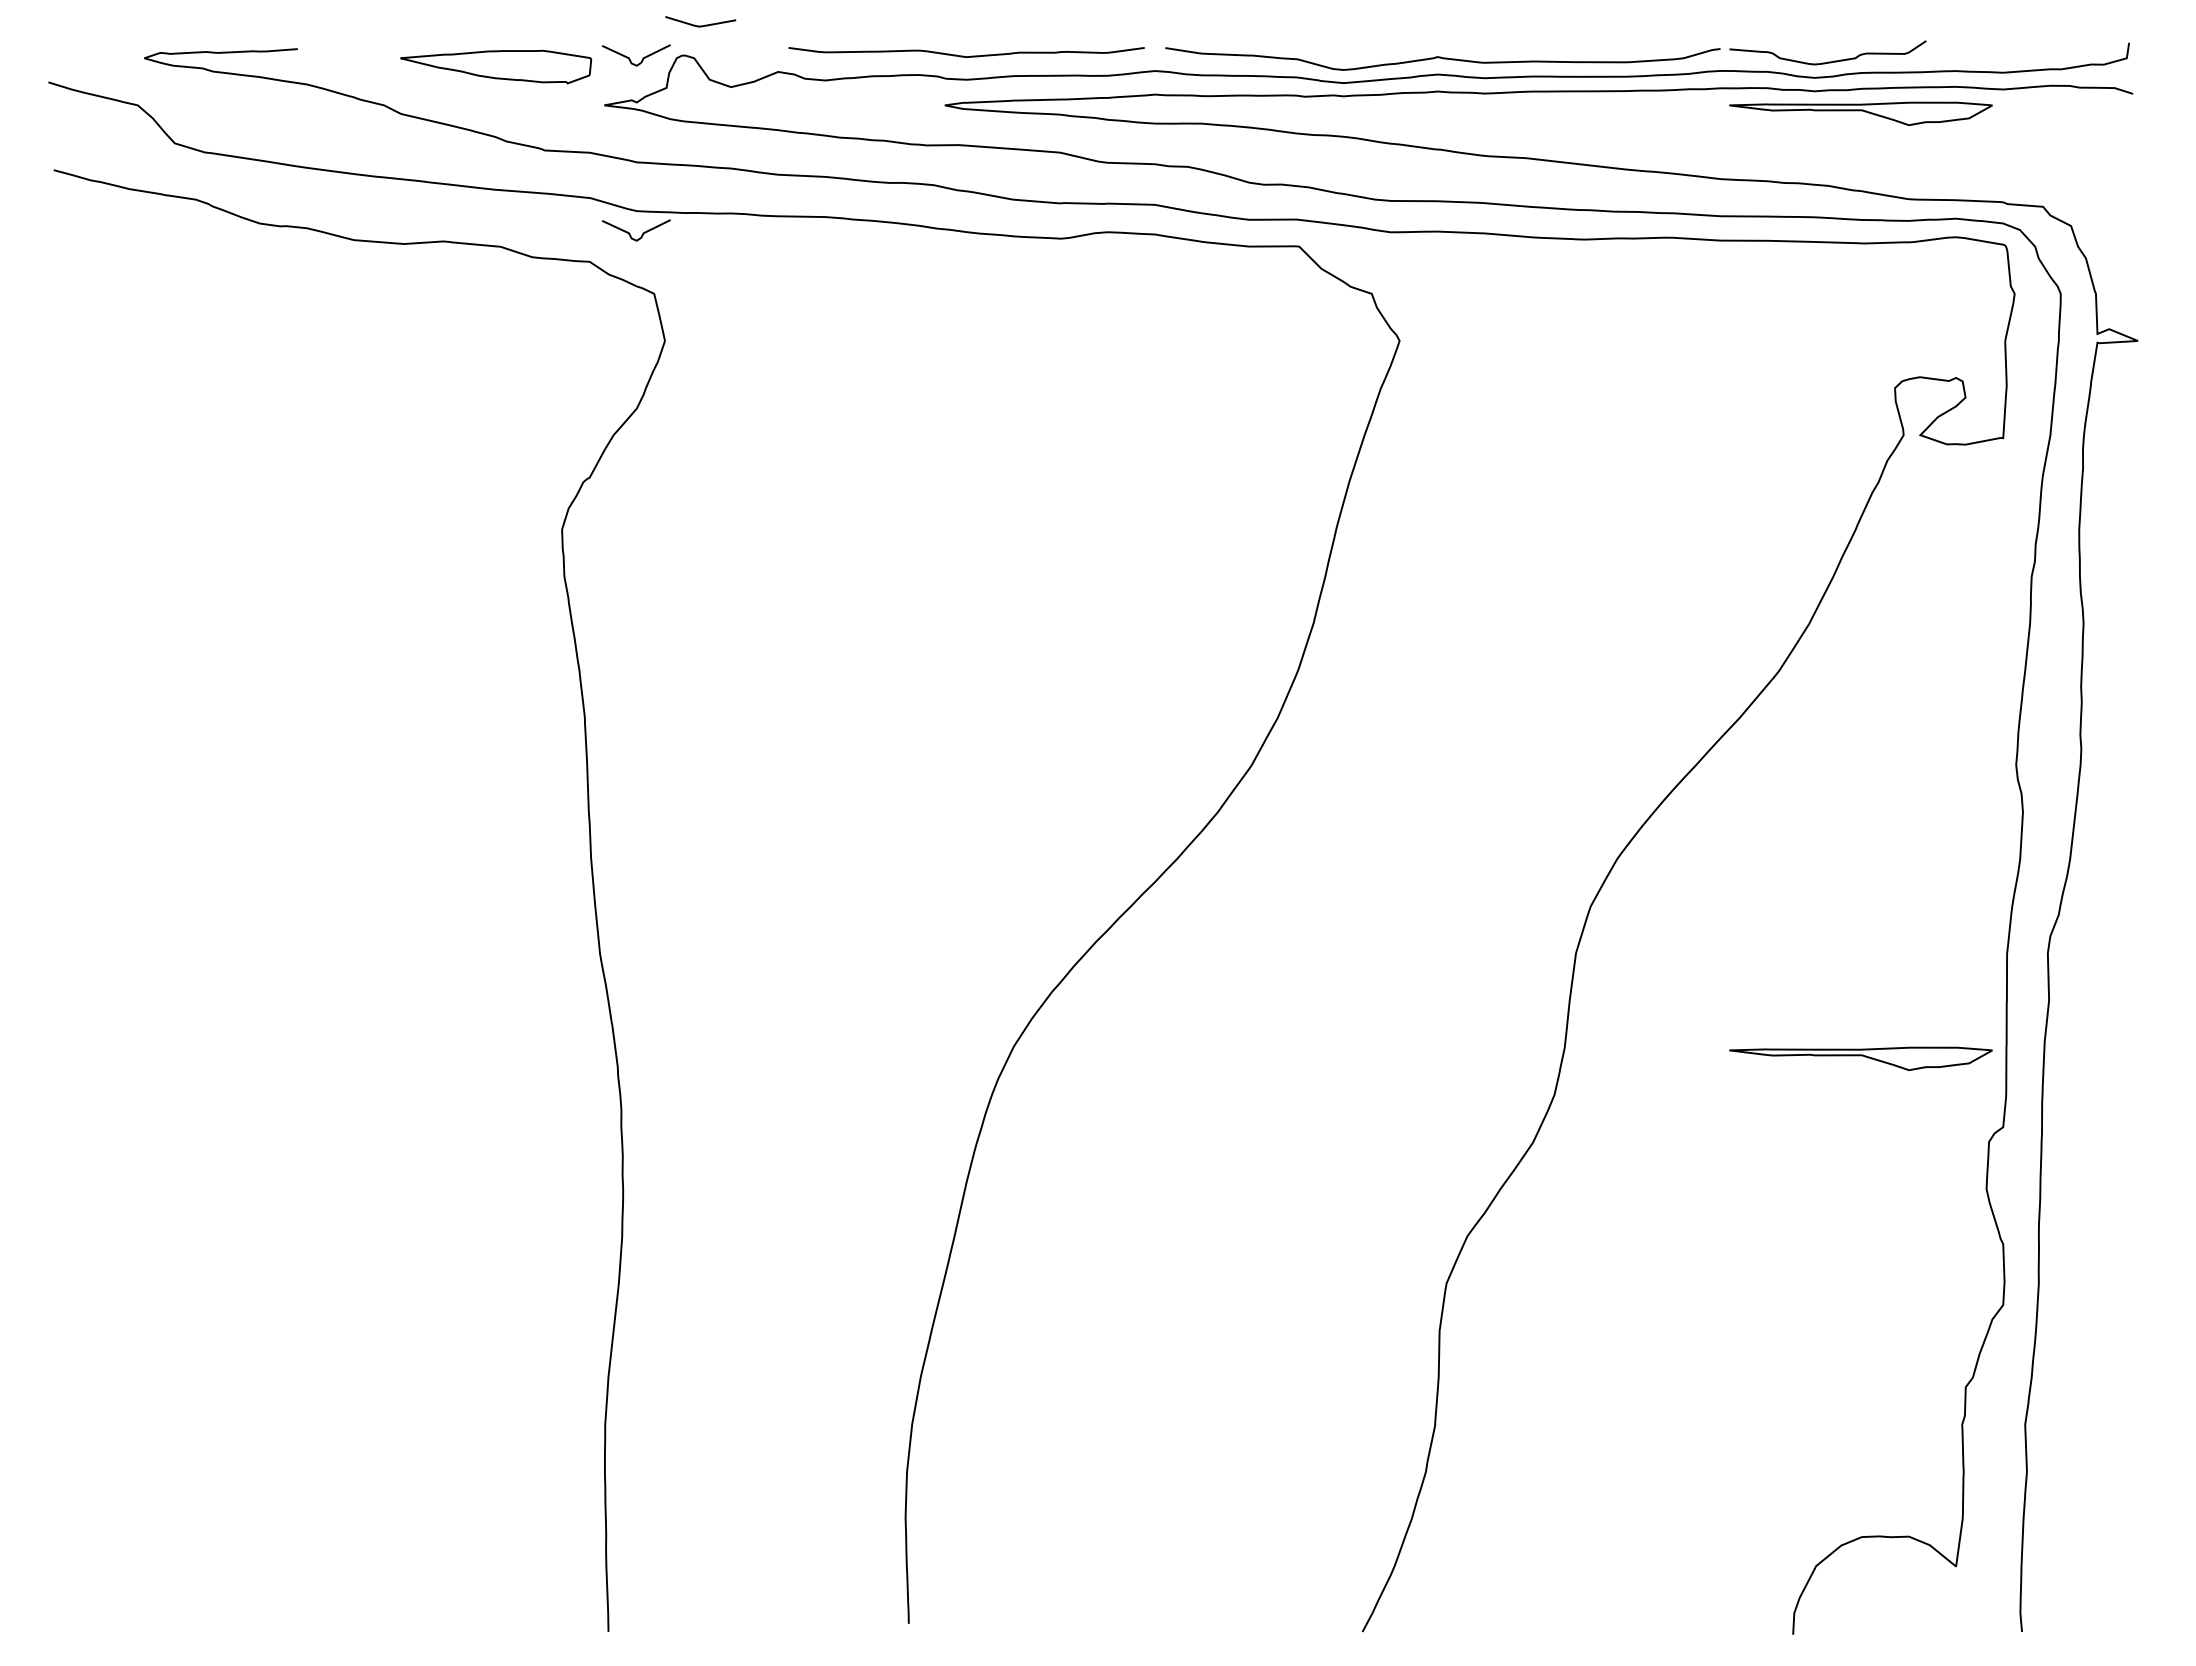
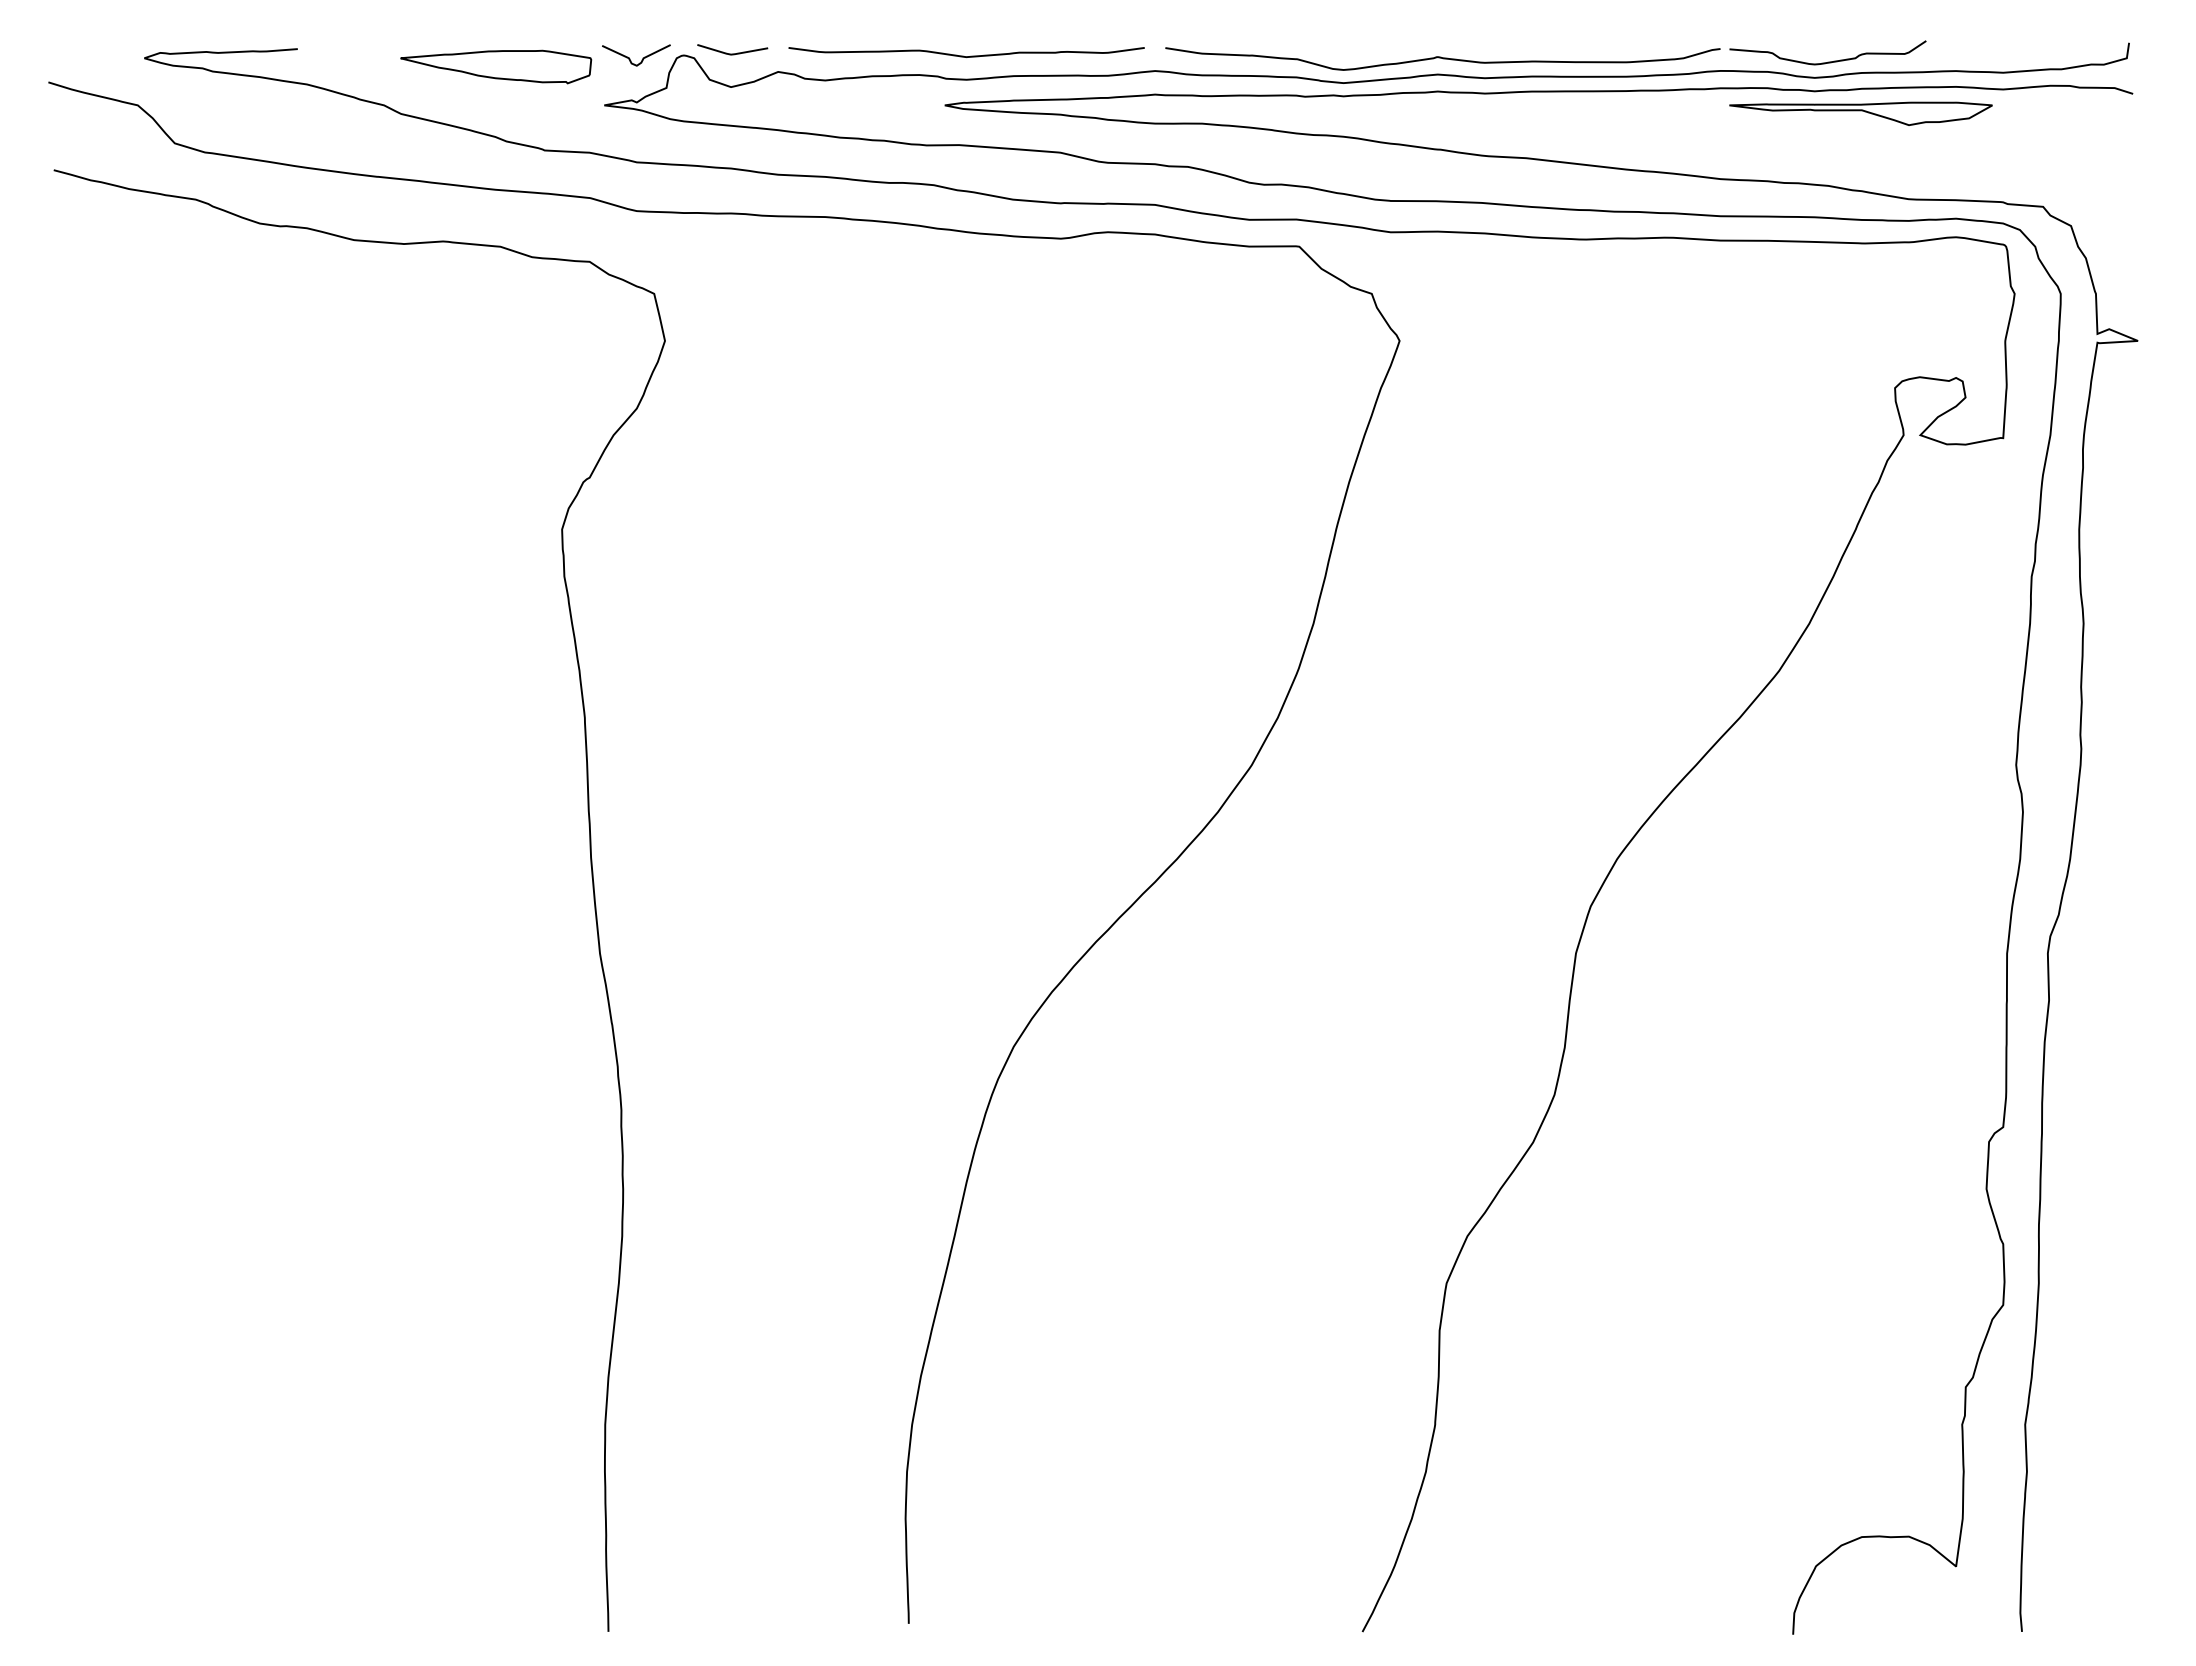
line position: (700, 25) -> (732, 53) (732, 53)
curve: present -> none (630, 233)
part: present -> none (1860, 1058)
